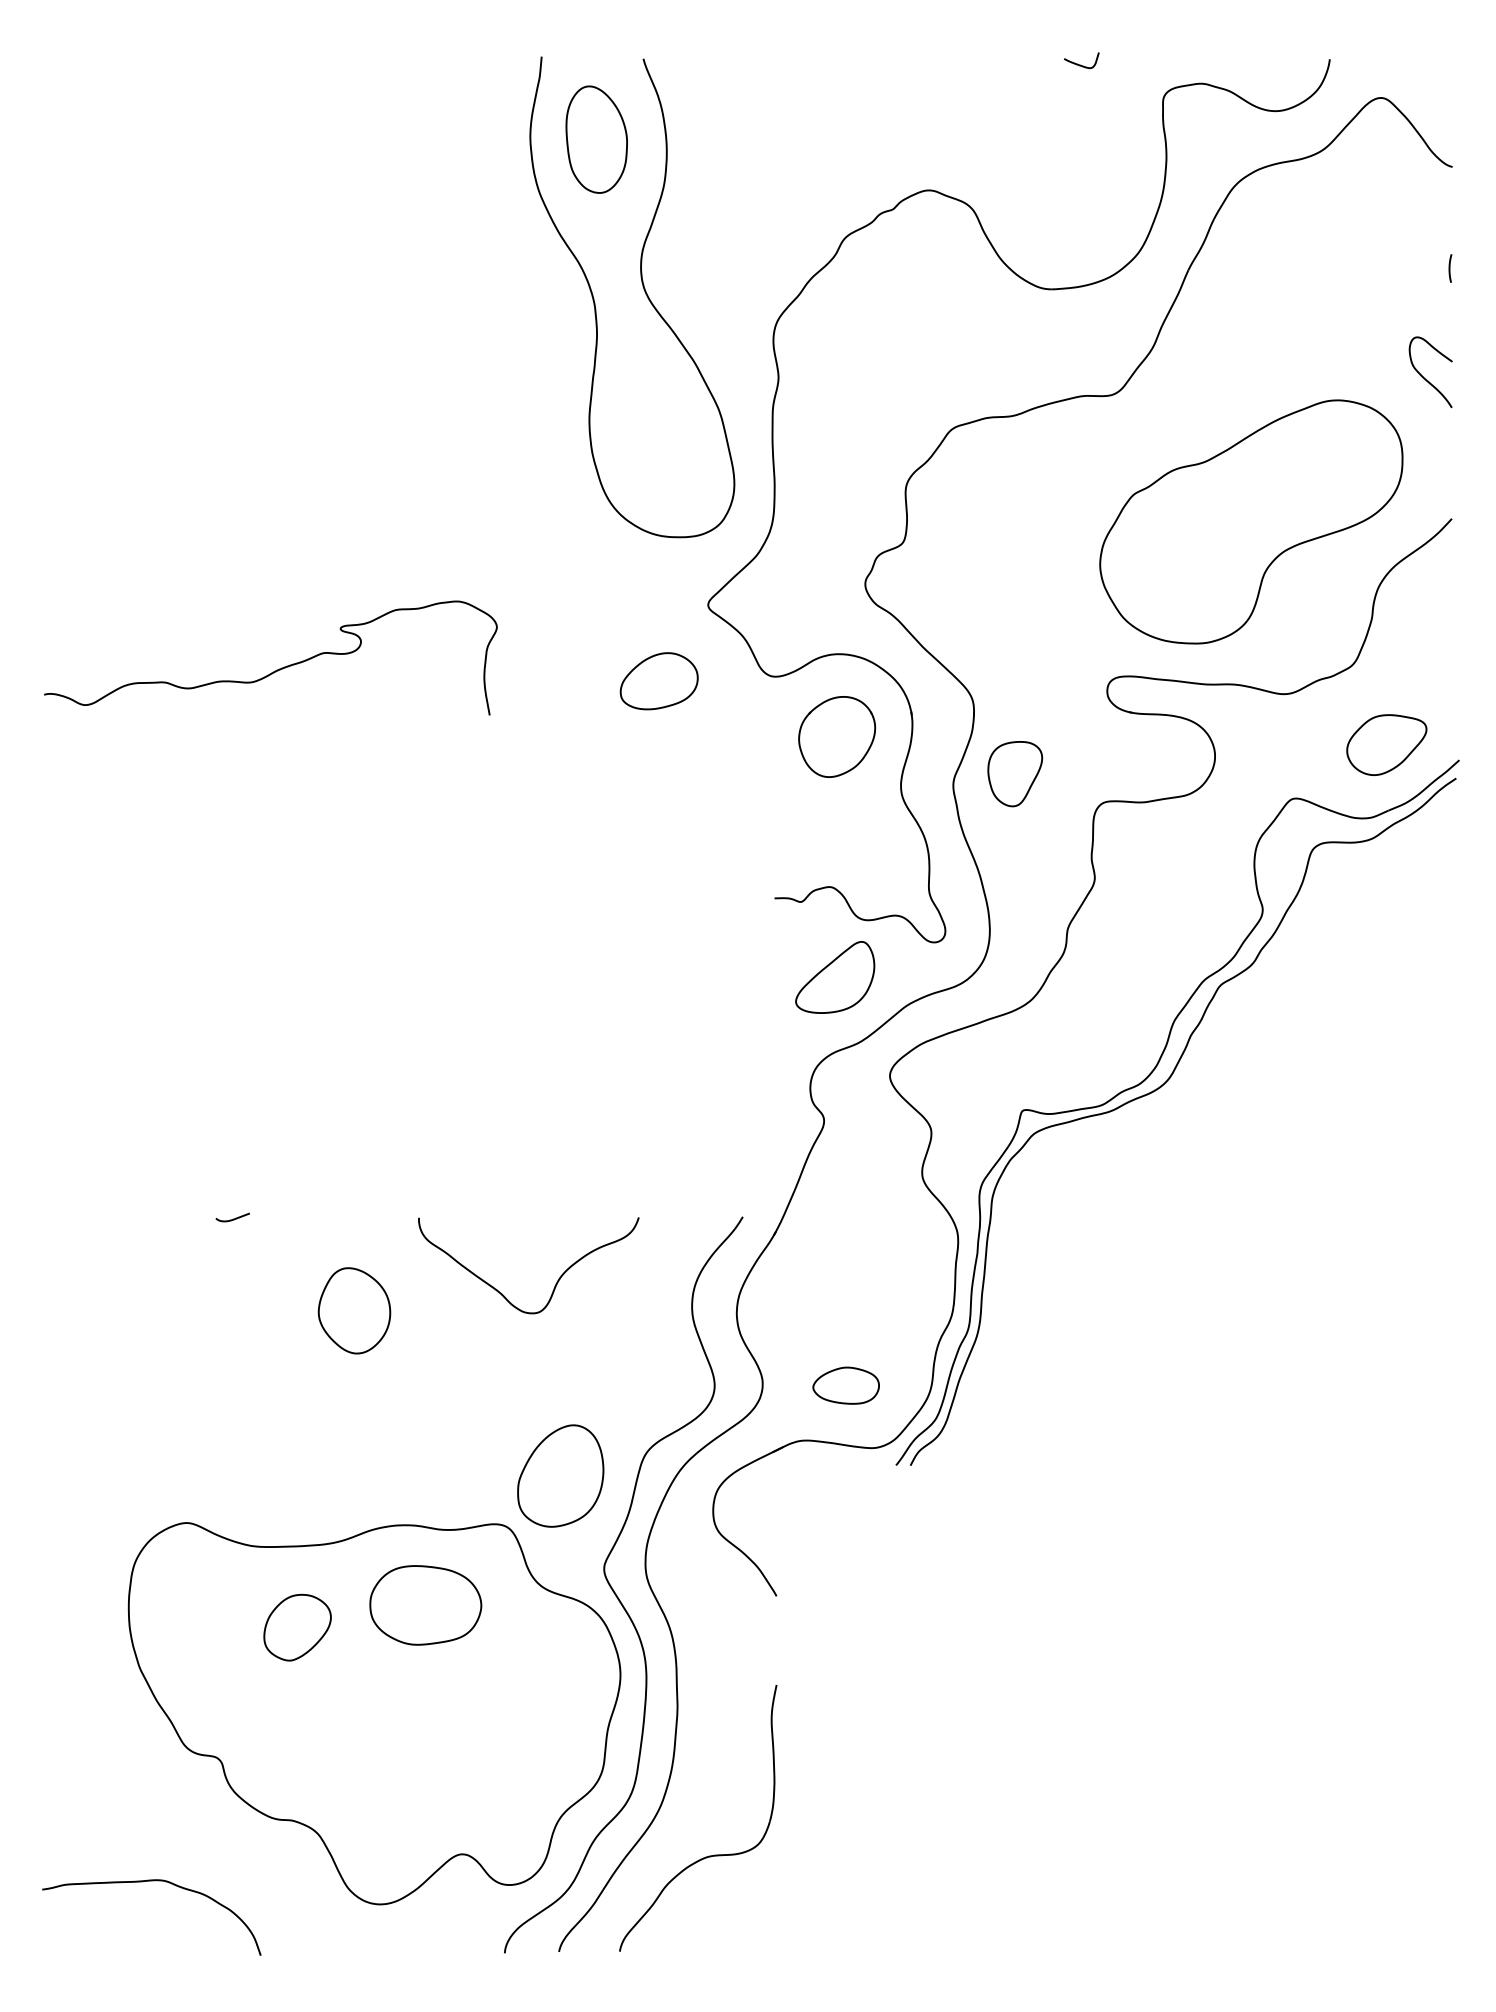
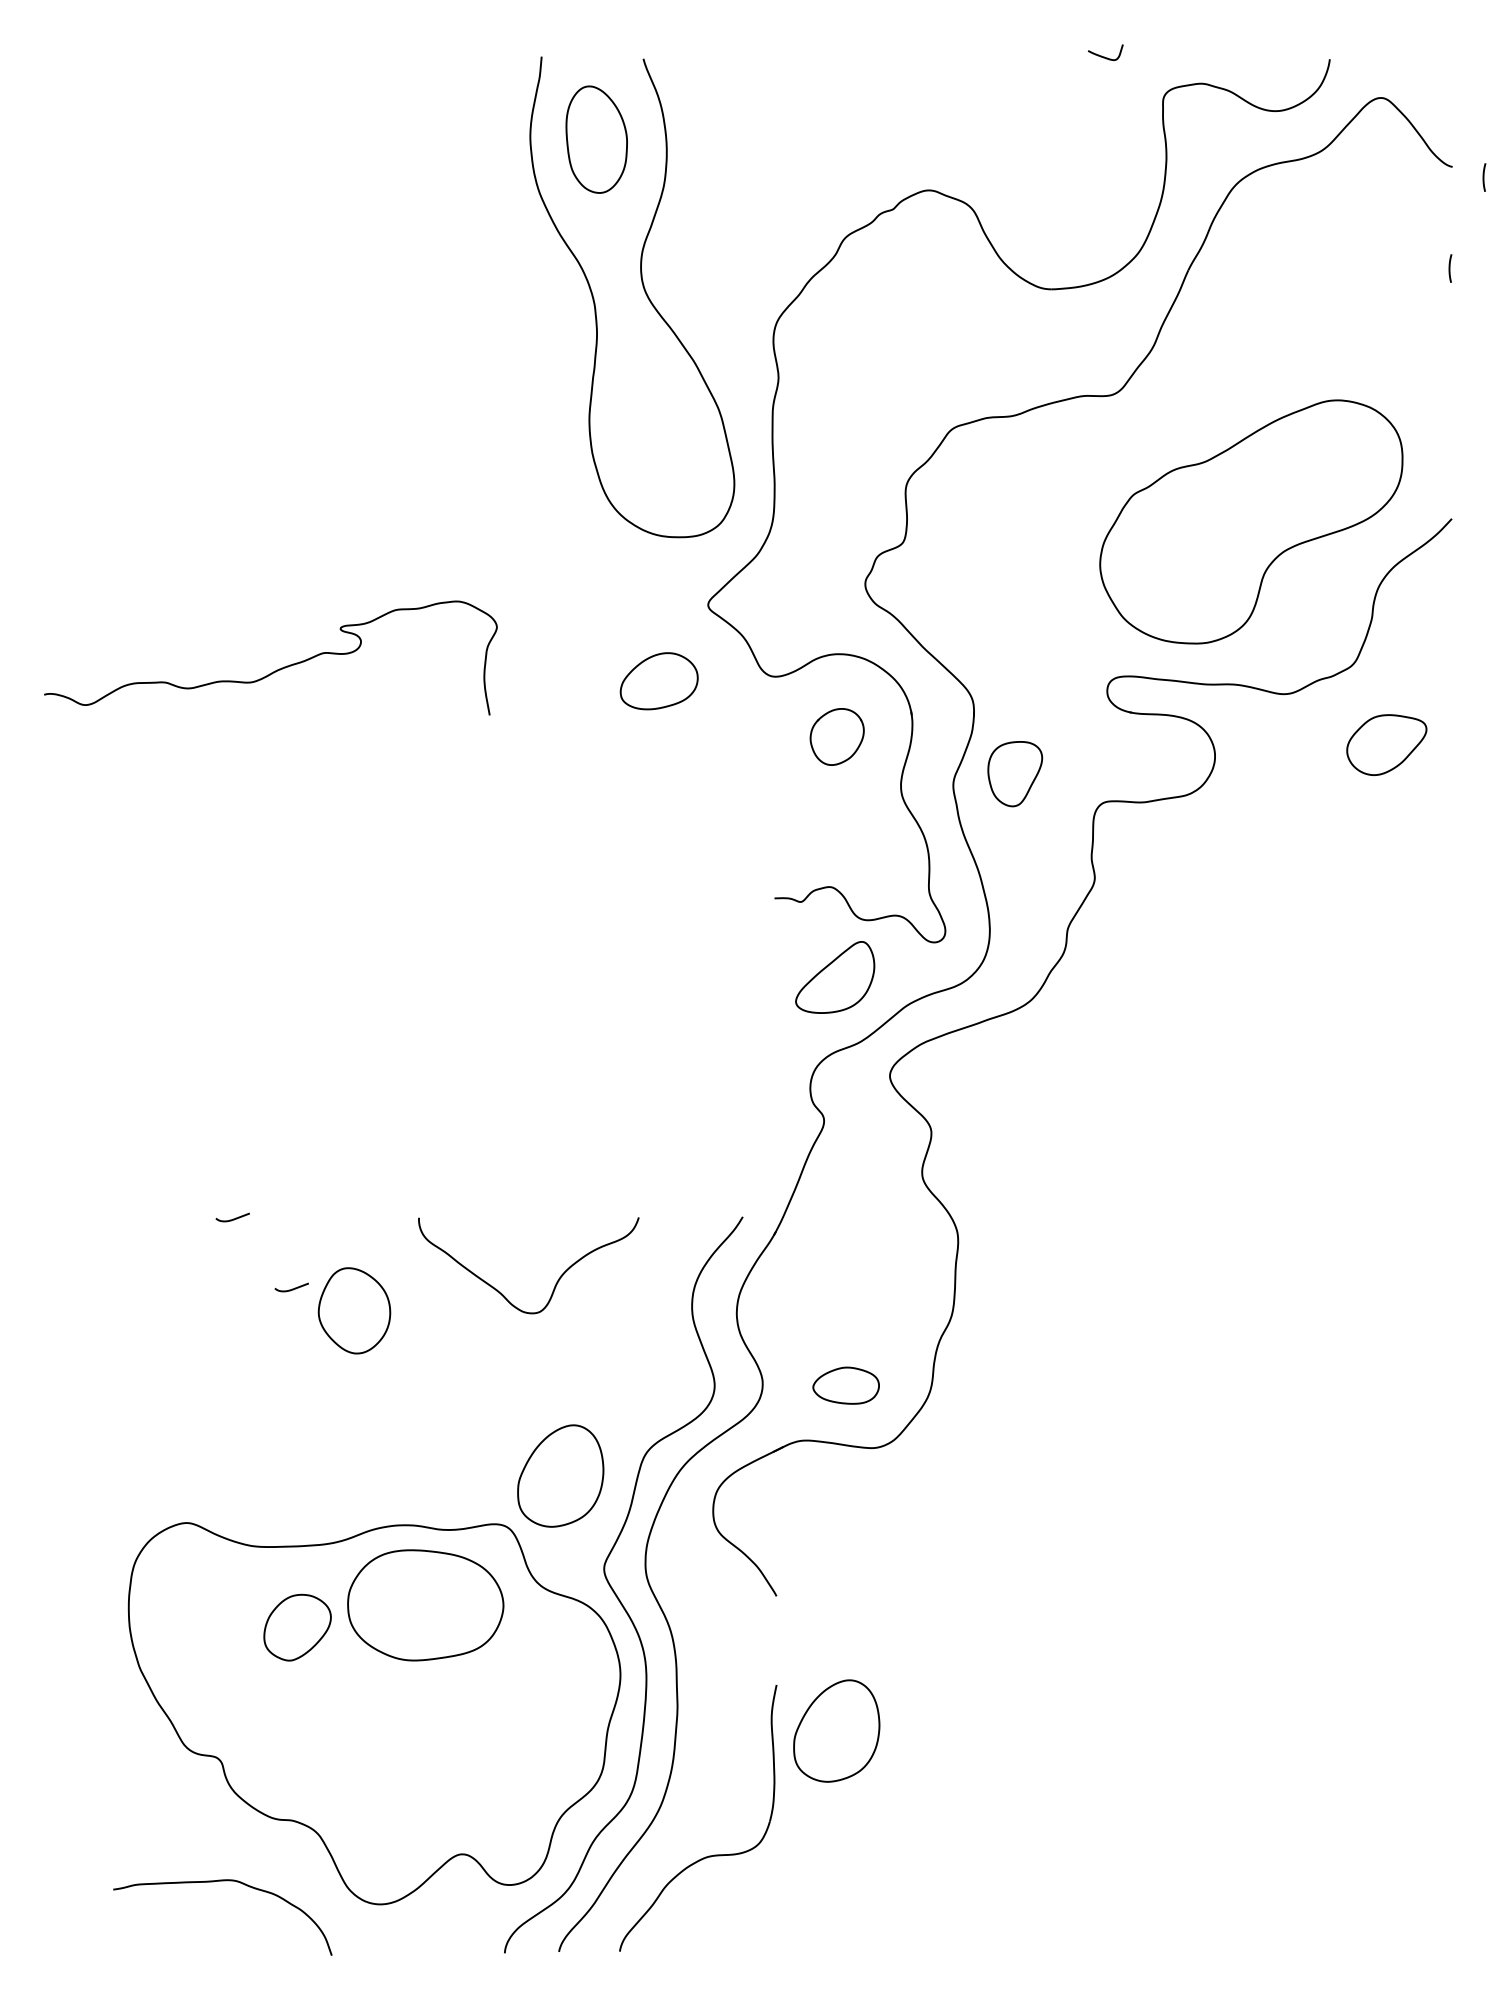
curve position: (1080, 64) -> (1104, 56) (1104, 56)
curve: none -> present (1484, 177)
curve: present -> none (1424, 377)
part size: 79x82 px -> 56x58 px (836, 736)
part: present -> none (1160, 1088)
curve: none -> present (292, 1288)
part size: 114x81 px -> 158x113 px (425, 1605)
part: none -> present (836, 1730)
curve position: (151, 1881) -> (222, 1881) (222, 1881)
